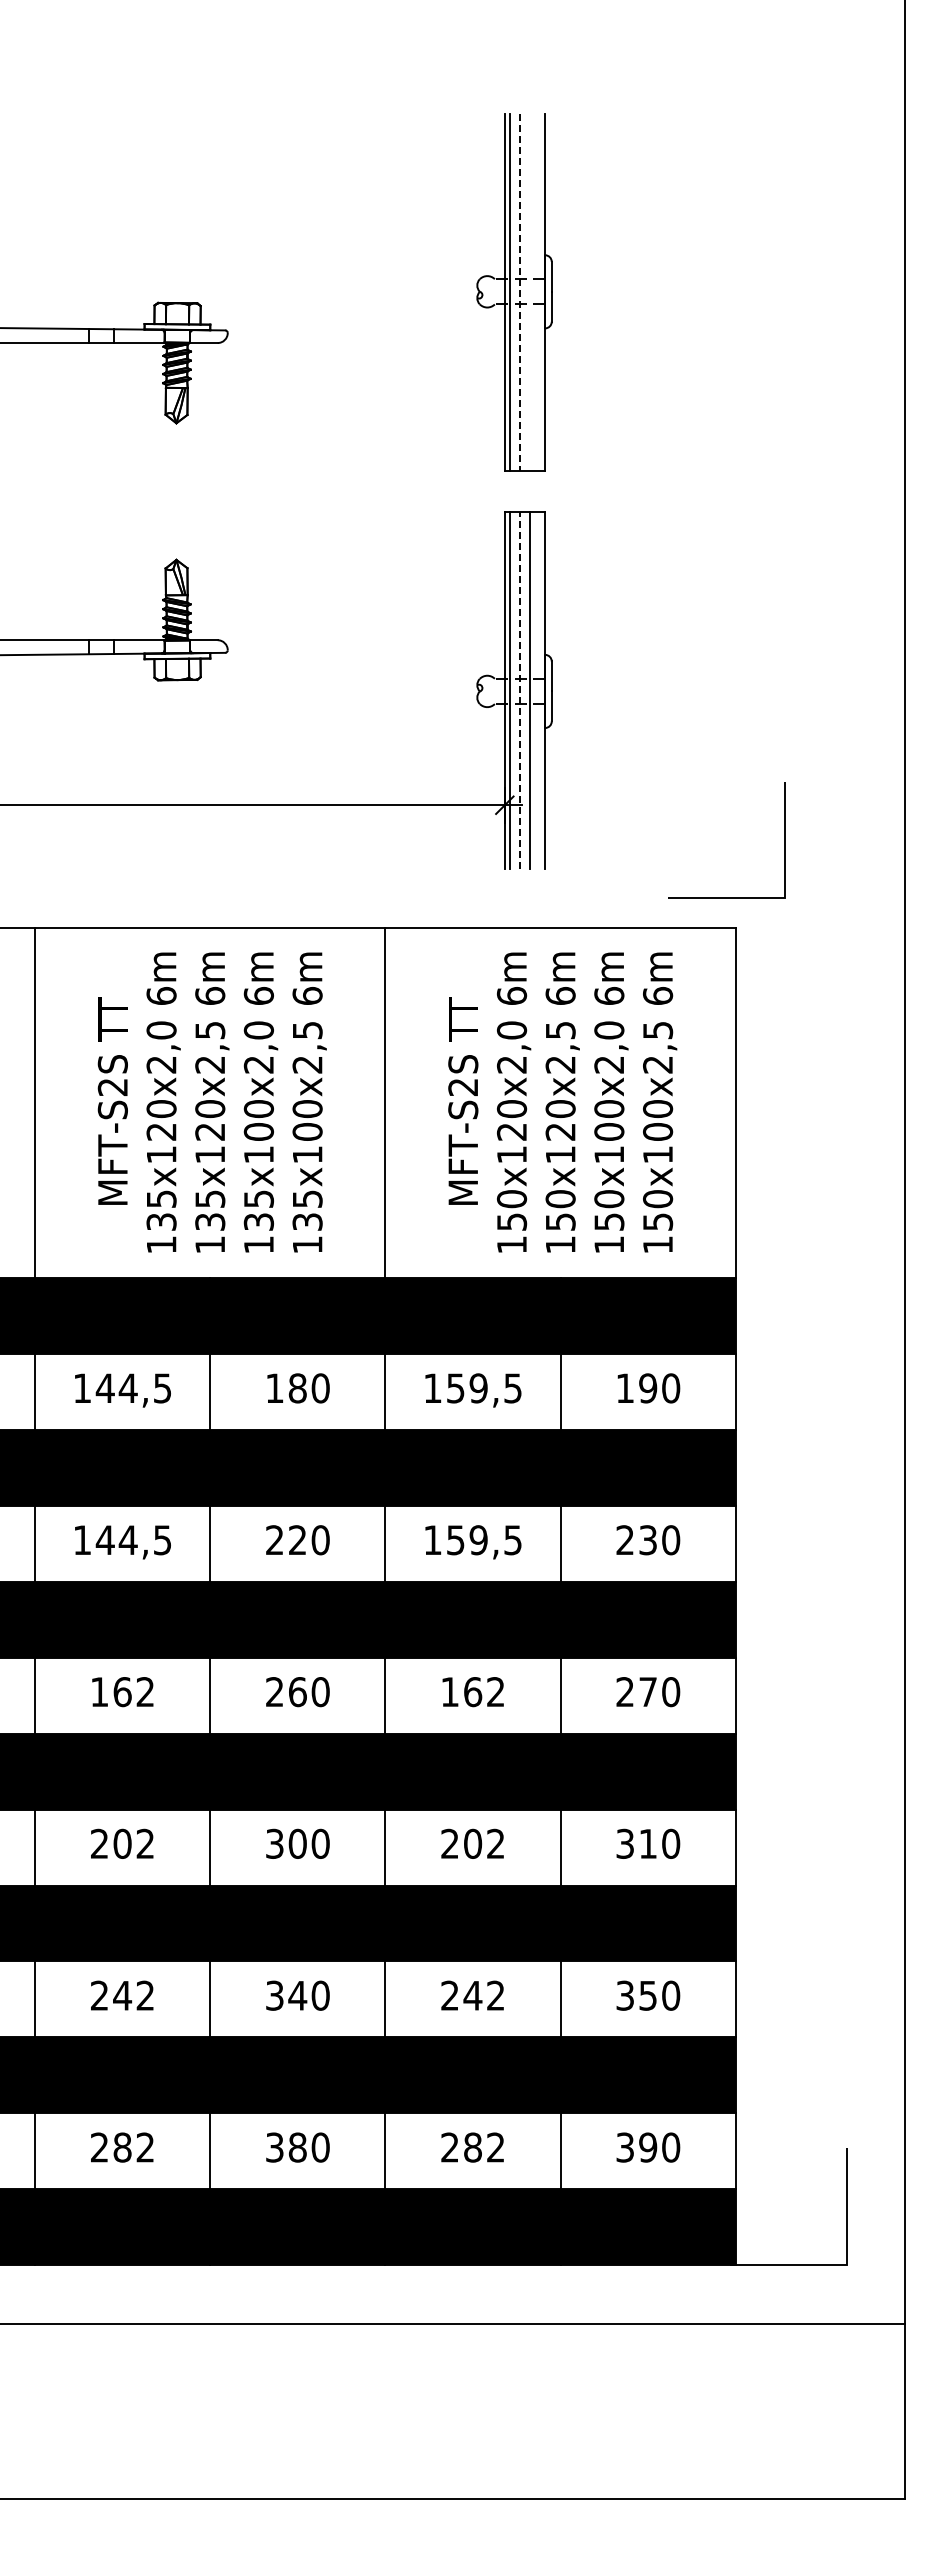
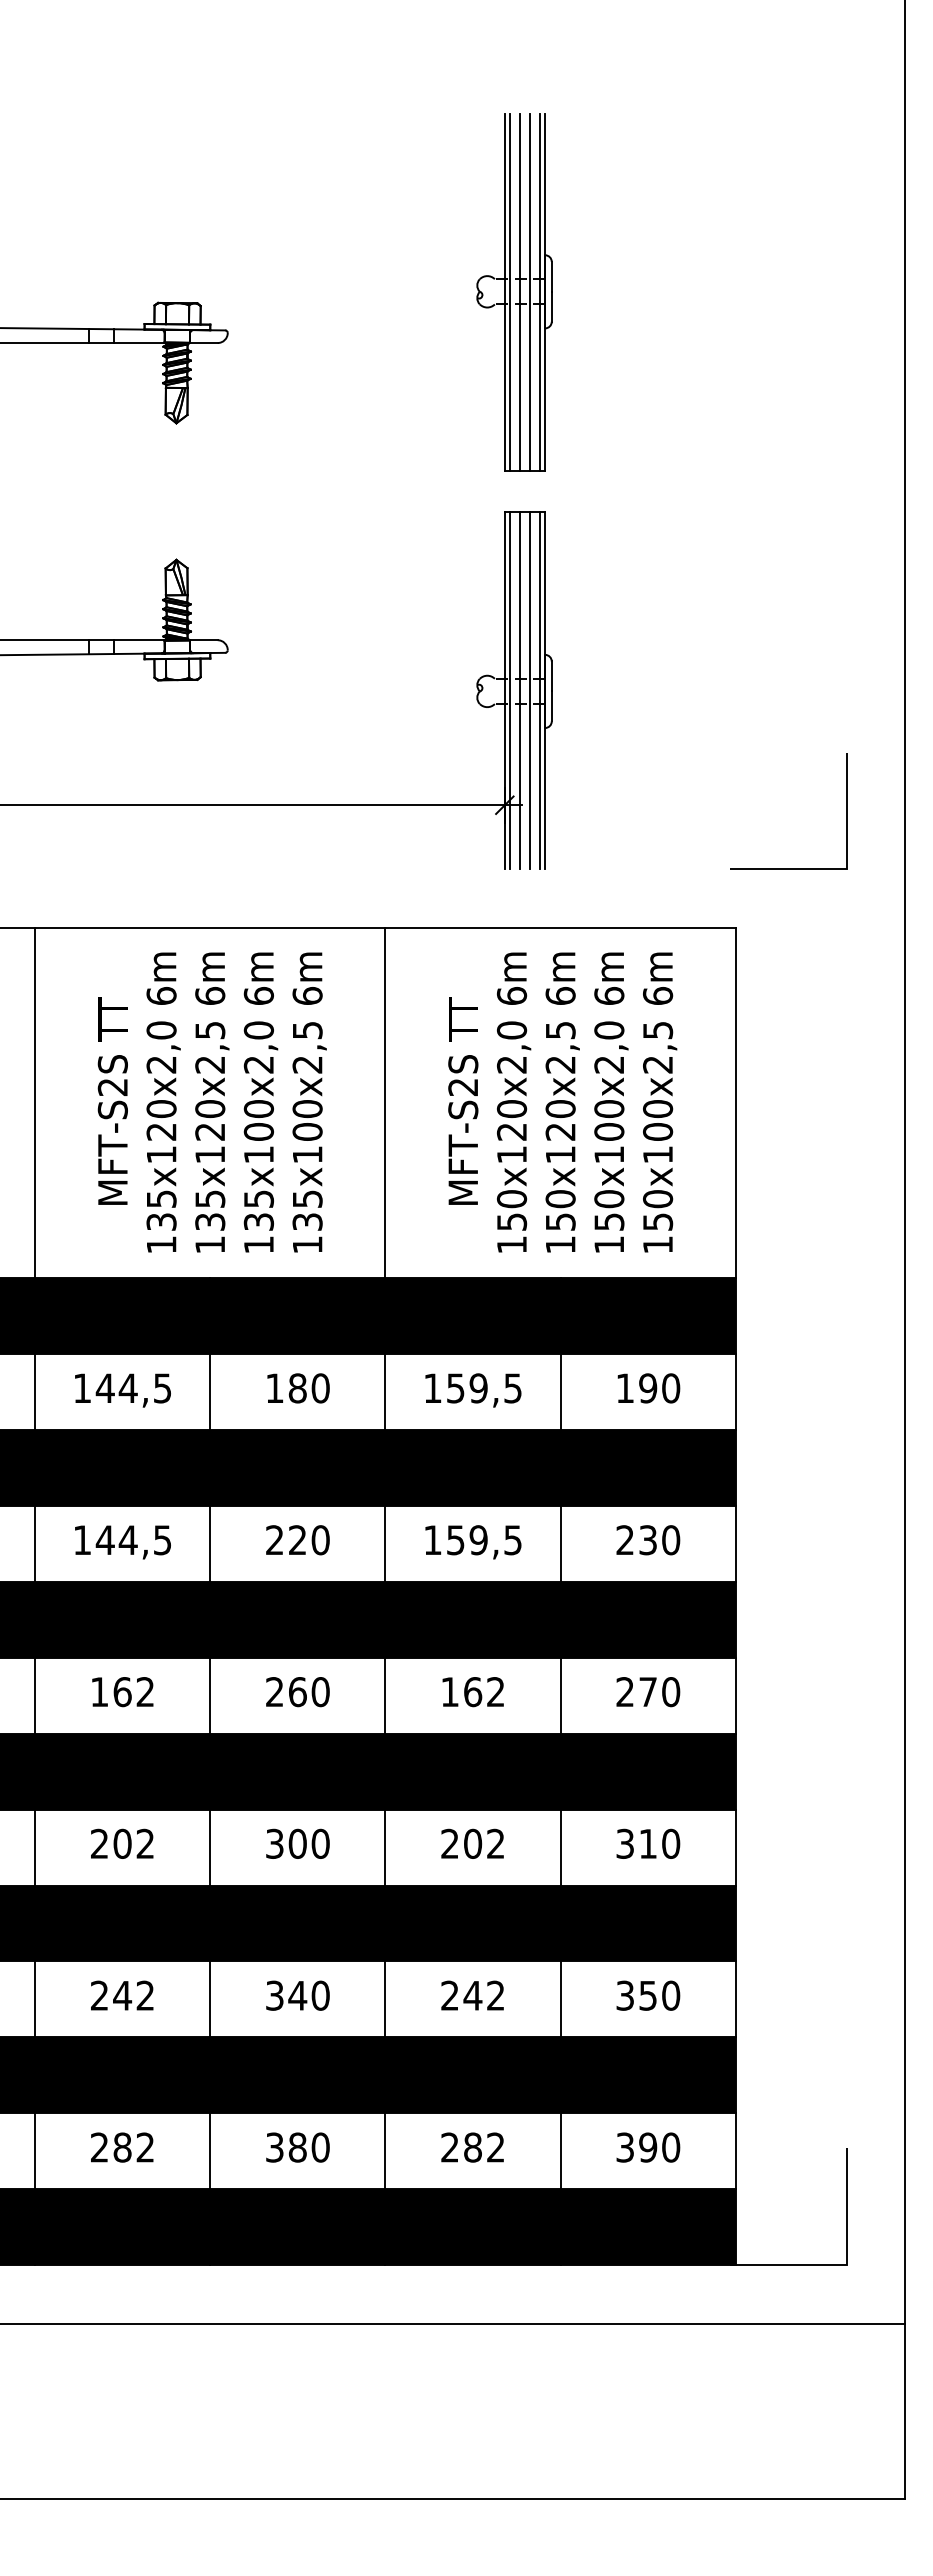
line: dashed -> solid (519, 292)
line: none -> present (530, 292)
line: none -> present (540, 292)
line: dashed -> solid (519, 690)
line: none -> present (540, 690)
line position: (726, 897) -> (788, 868) (788, 868)
